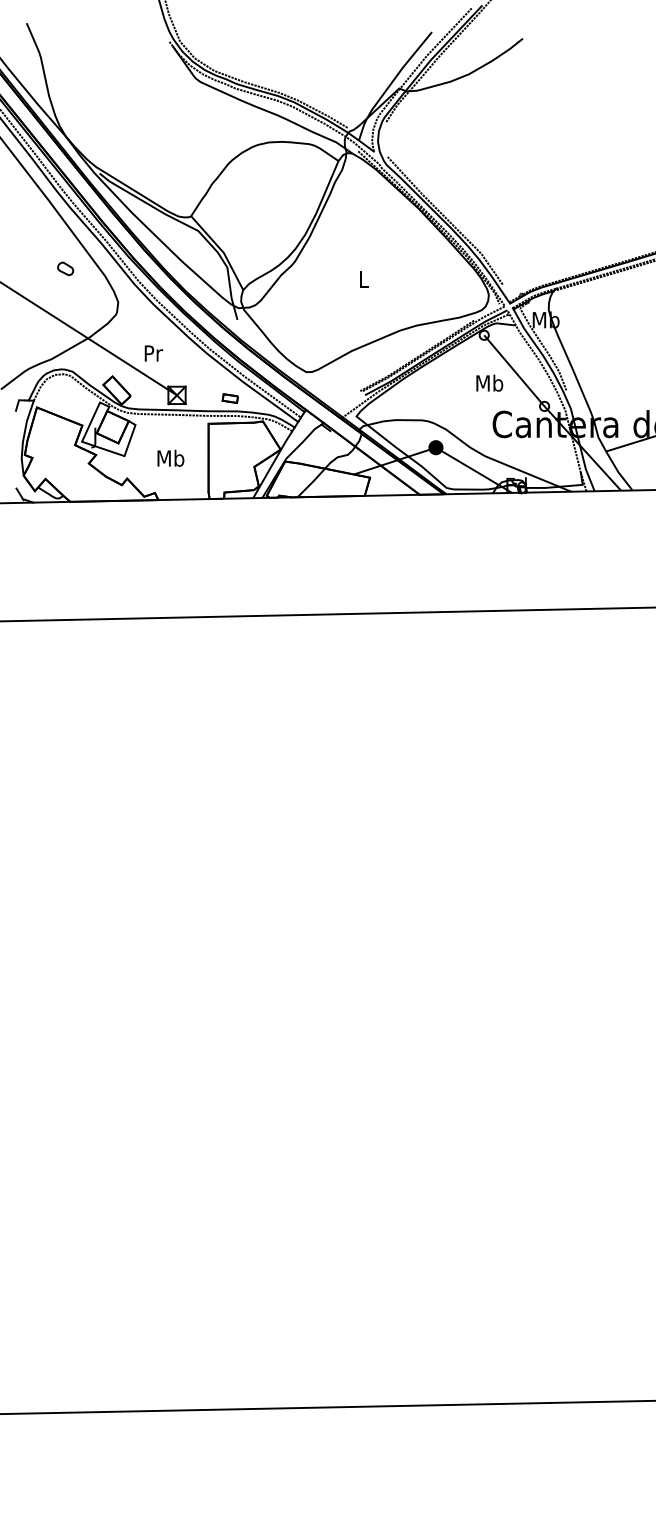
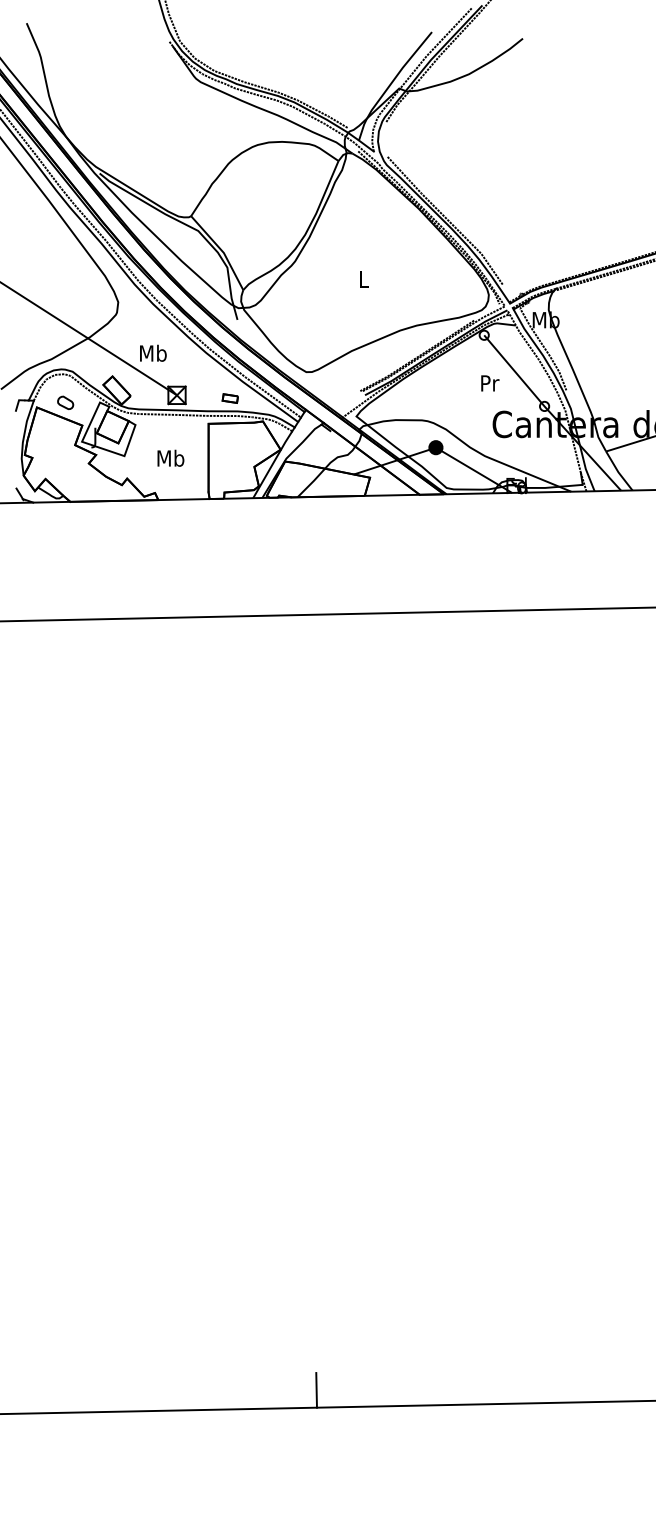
part position: (65, 268) -> (65, 402) (65, 402)
text: Pr -> Mb (153, 352)
text: Mb -> Pr (489, 382)
line: none -> present (316, 1390)
